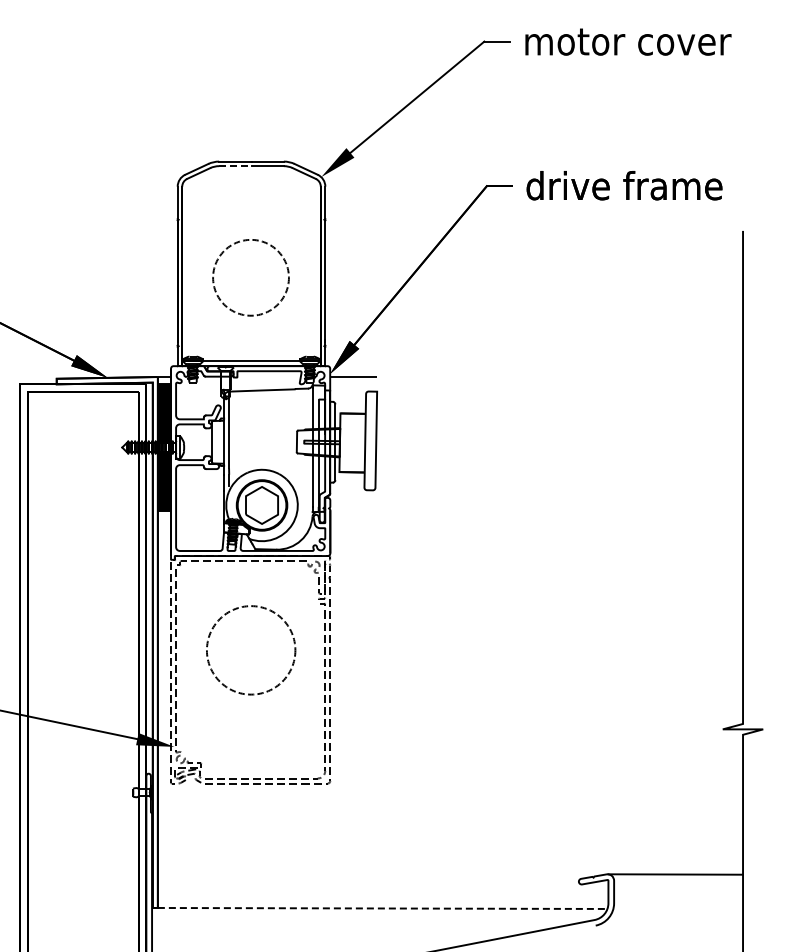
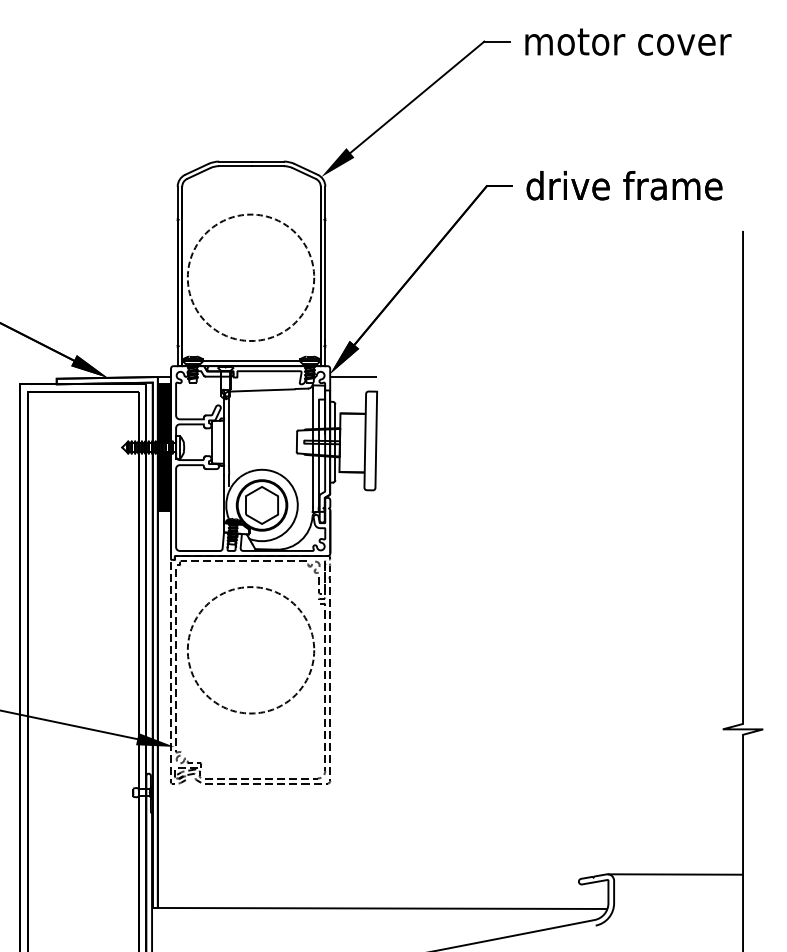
line: dashed -> solid (235, 166)
circle diameter: 76 px -> 126 px (250, 277)
circle size: 91x91 px -> 129x129 px (251, 650)
line: dashed -> solid (382, 908)
